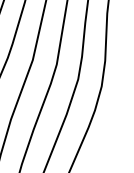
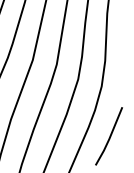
line: none -> present (109, 136)
